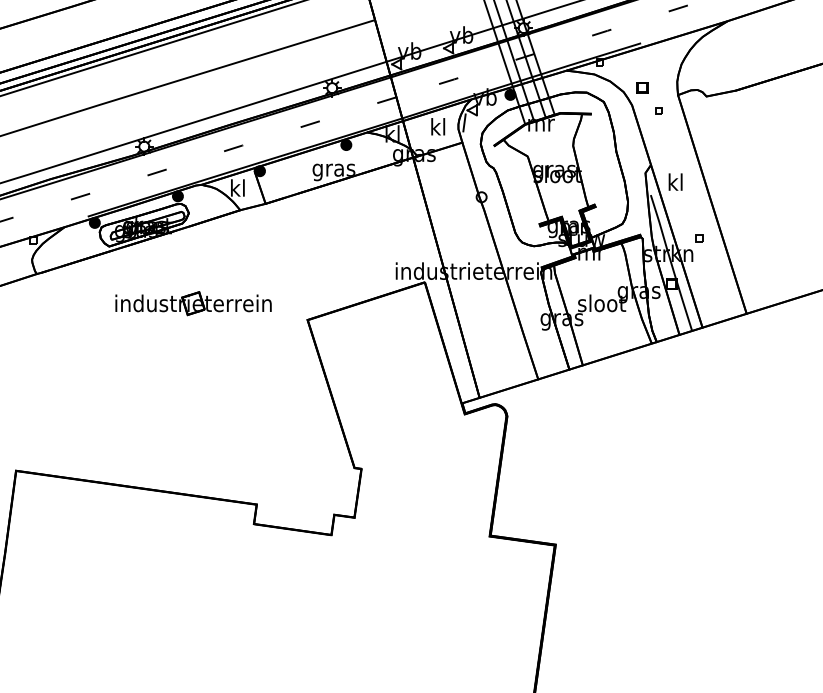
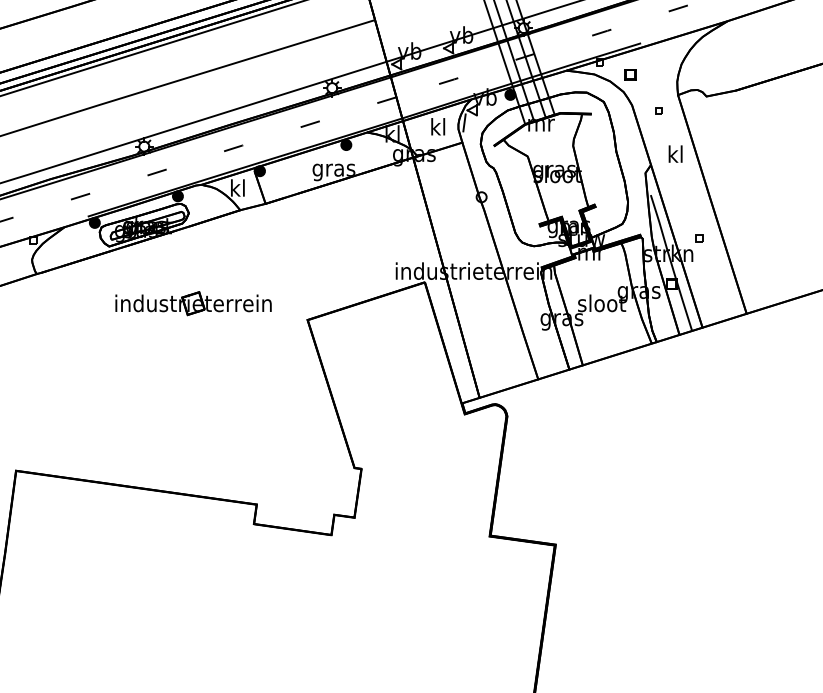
part position: (642, 87) -> (630, 74) (630, 74)
text position: (675, 181) -> (675, 153) (675, 153)
